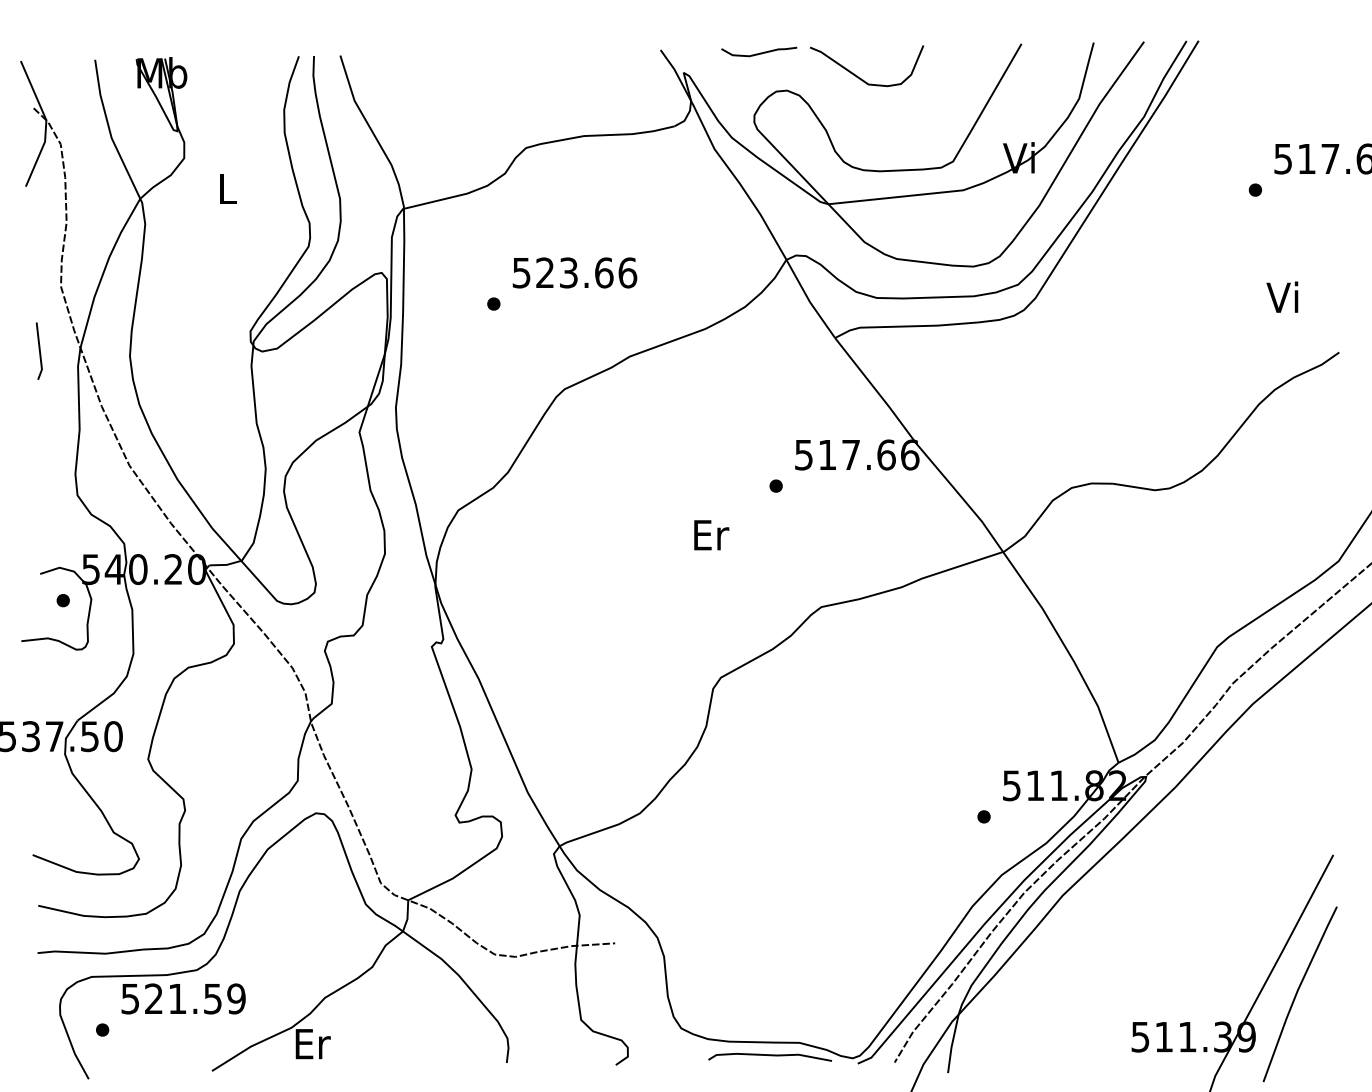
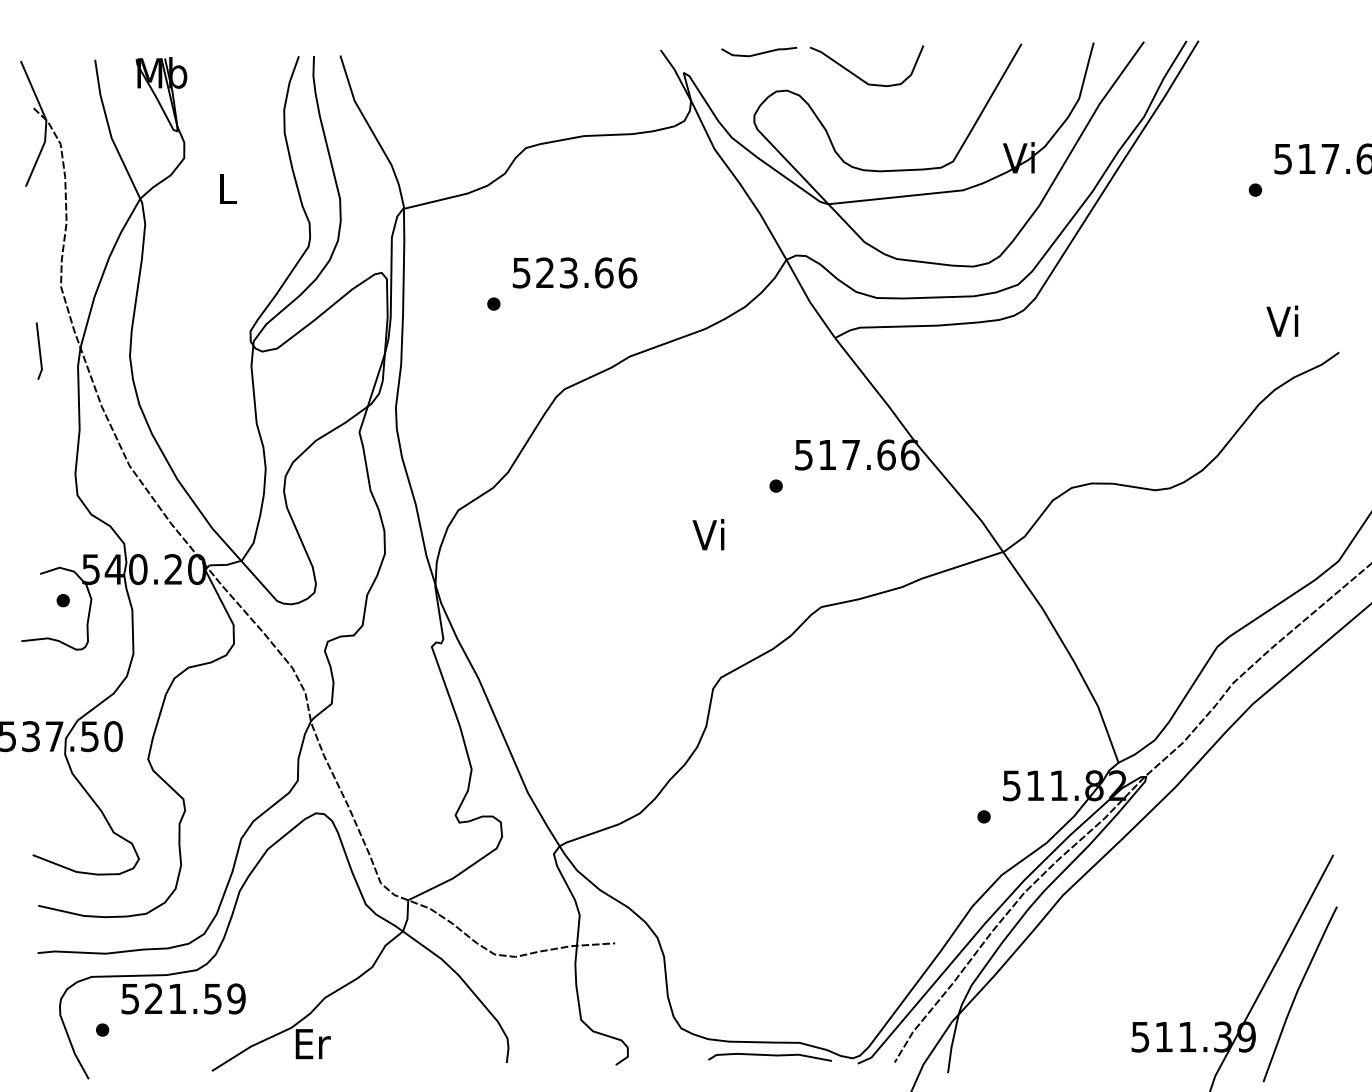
text position: (1282, 296) -> (1282, 320) (1282, 320)
text: Er -> Vi (710, 534)
